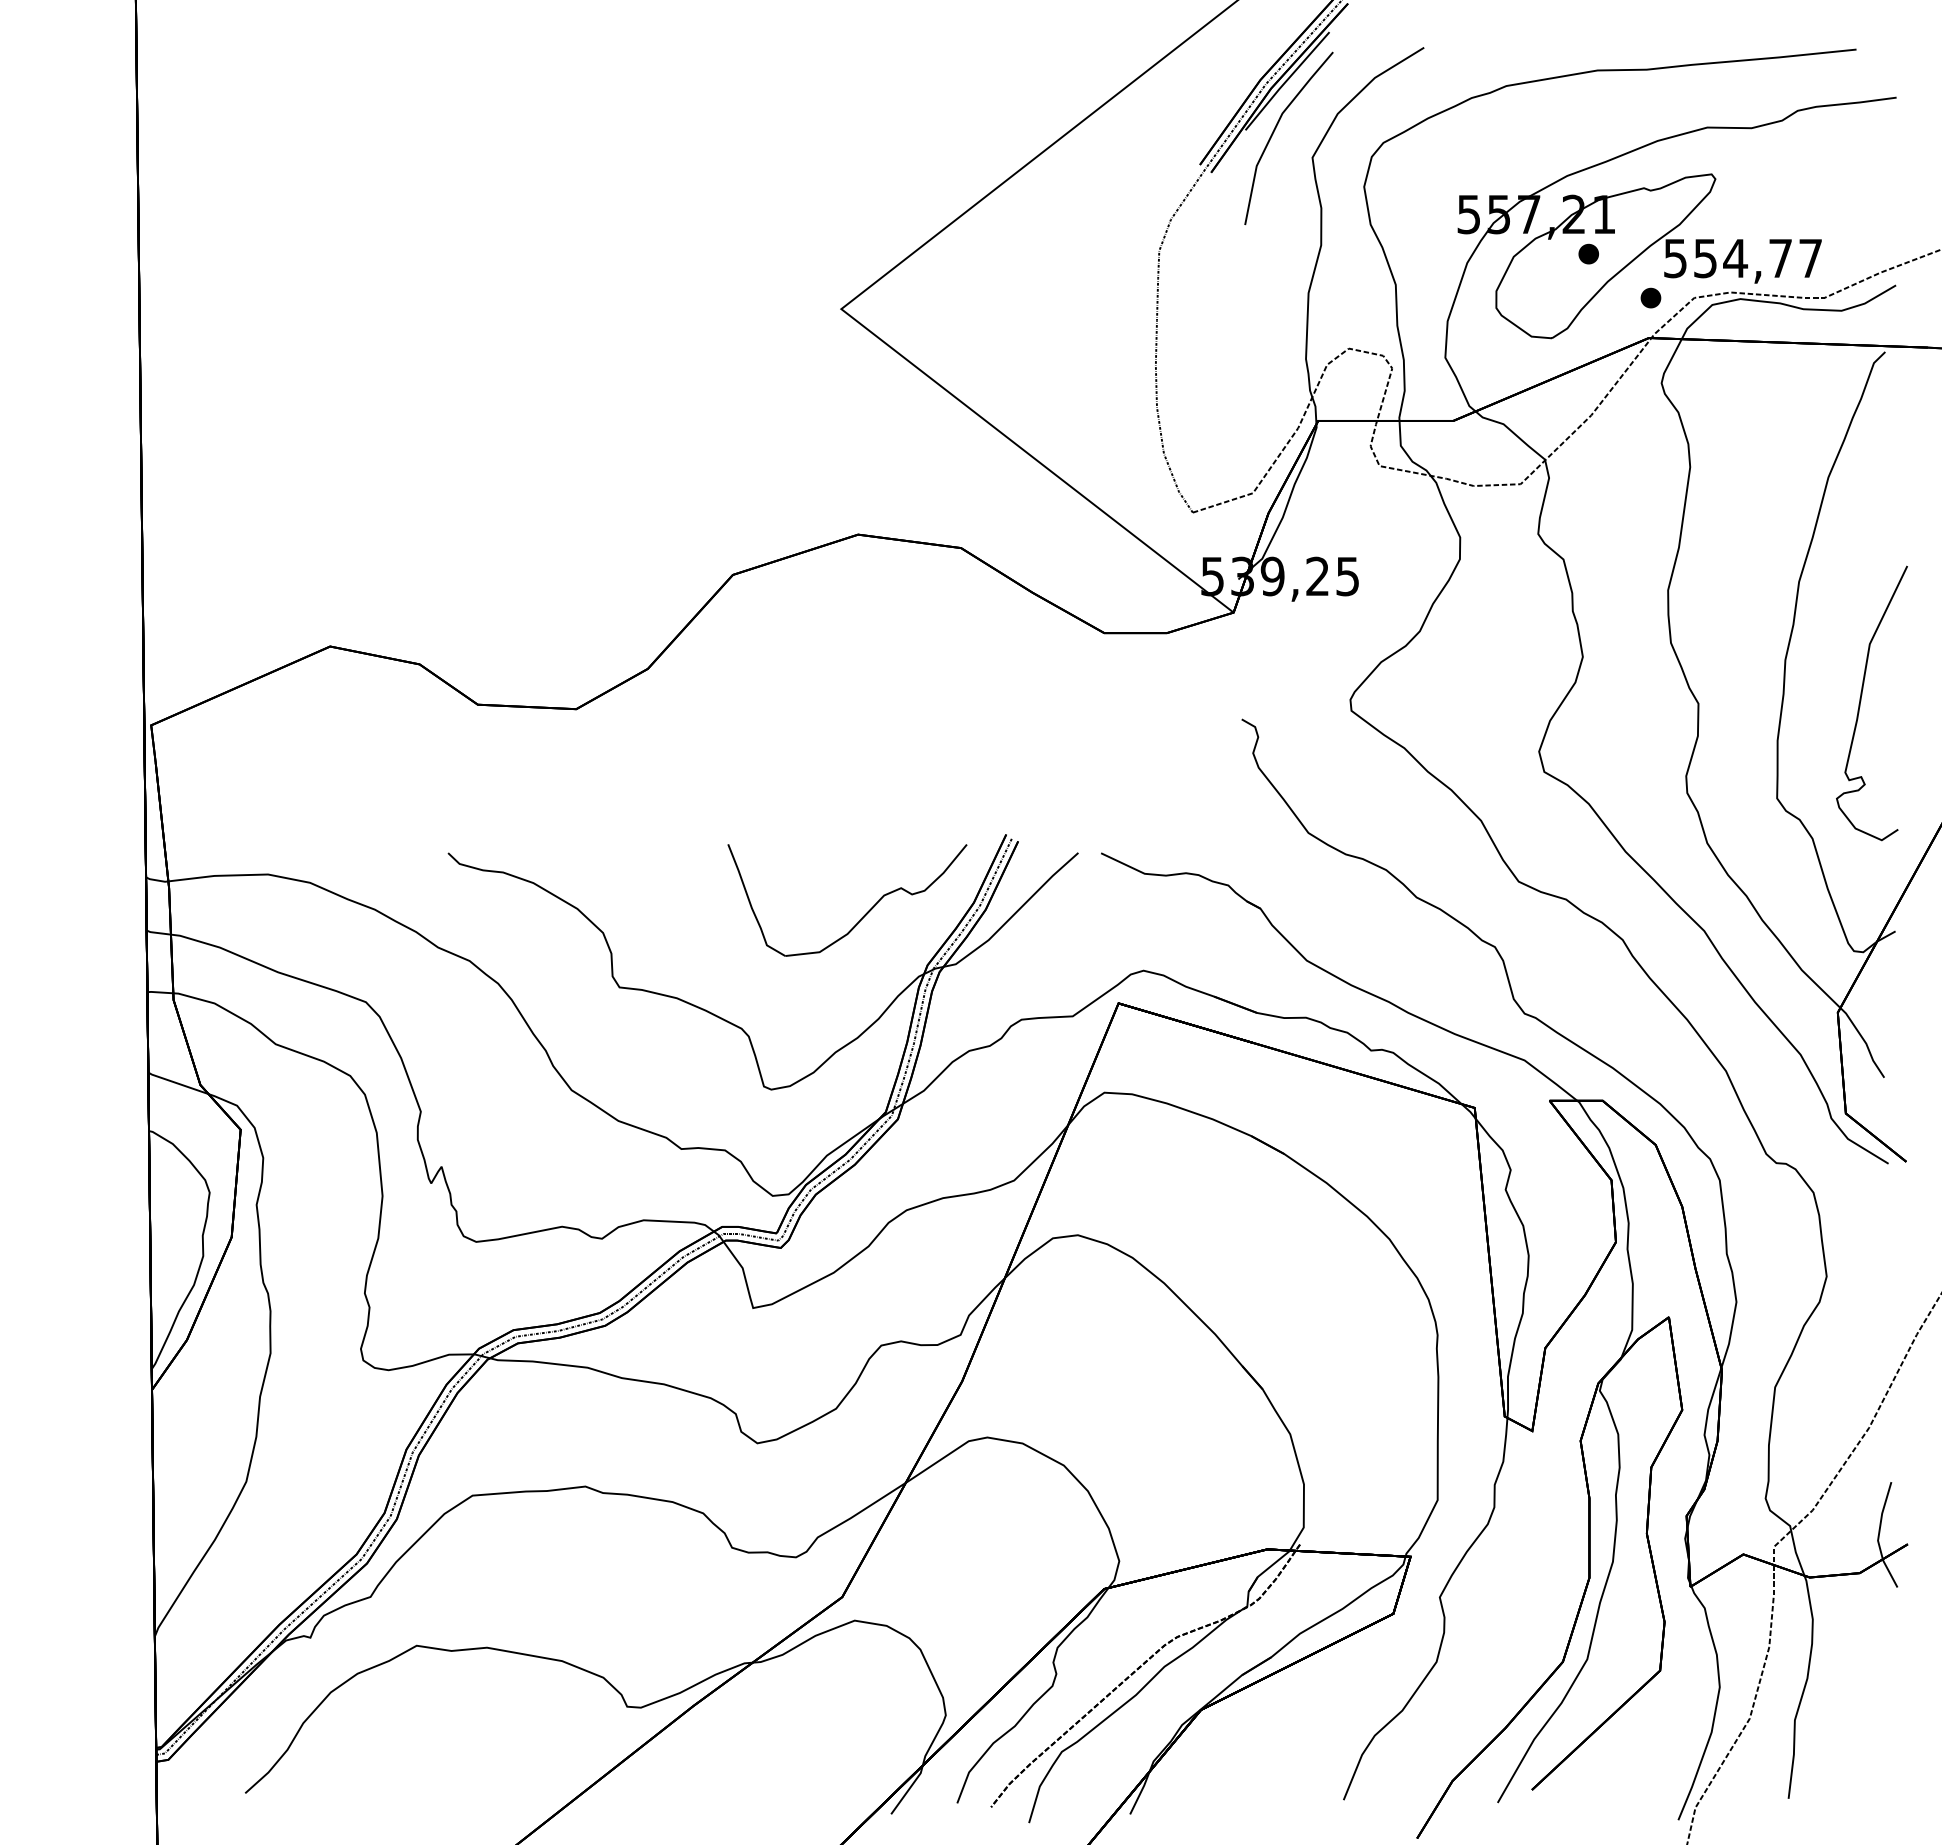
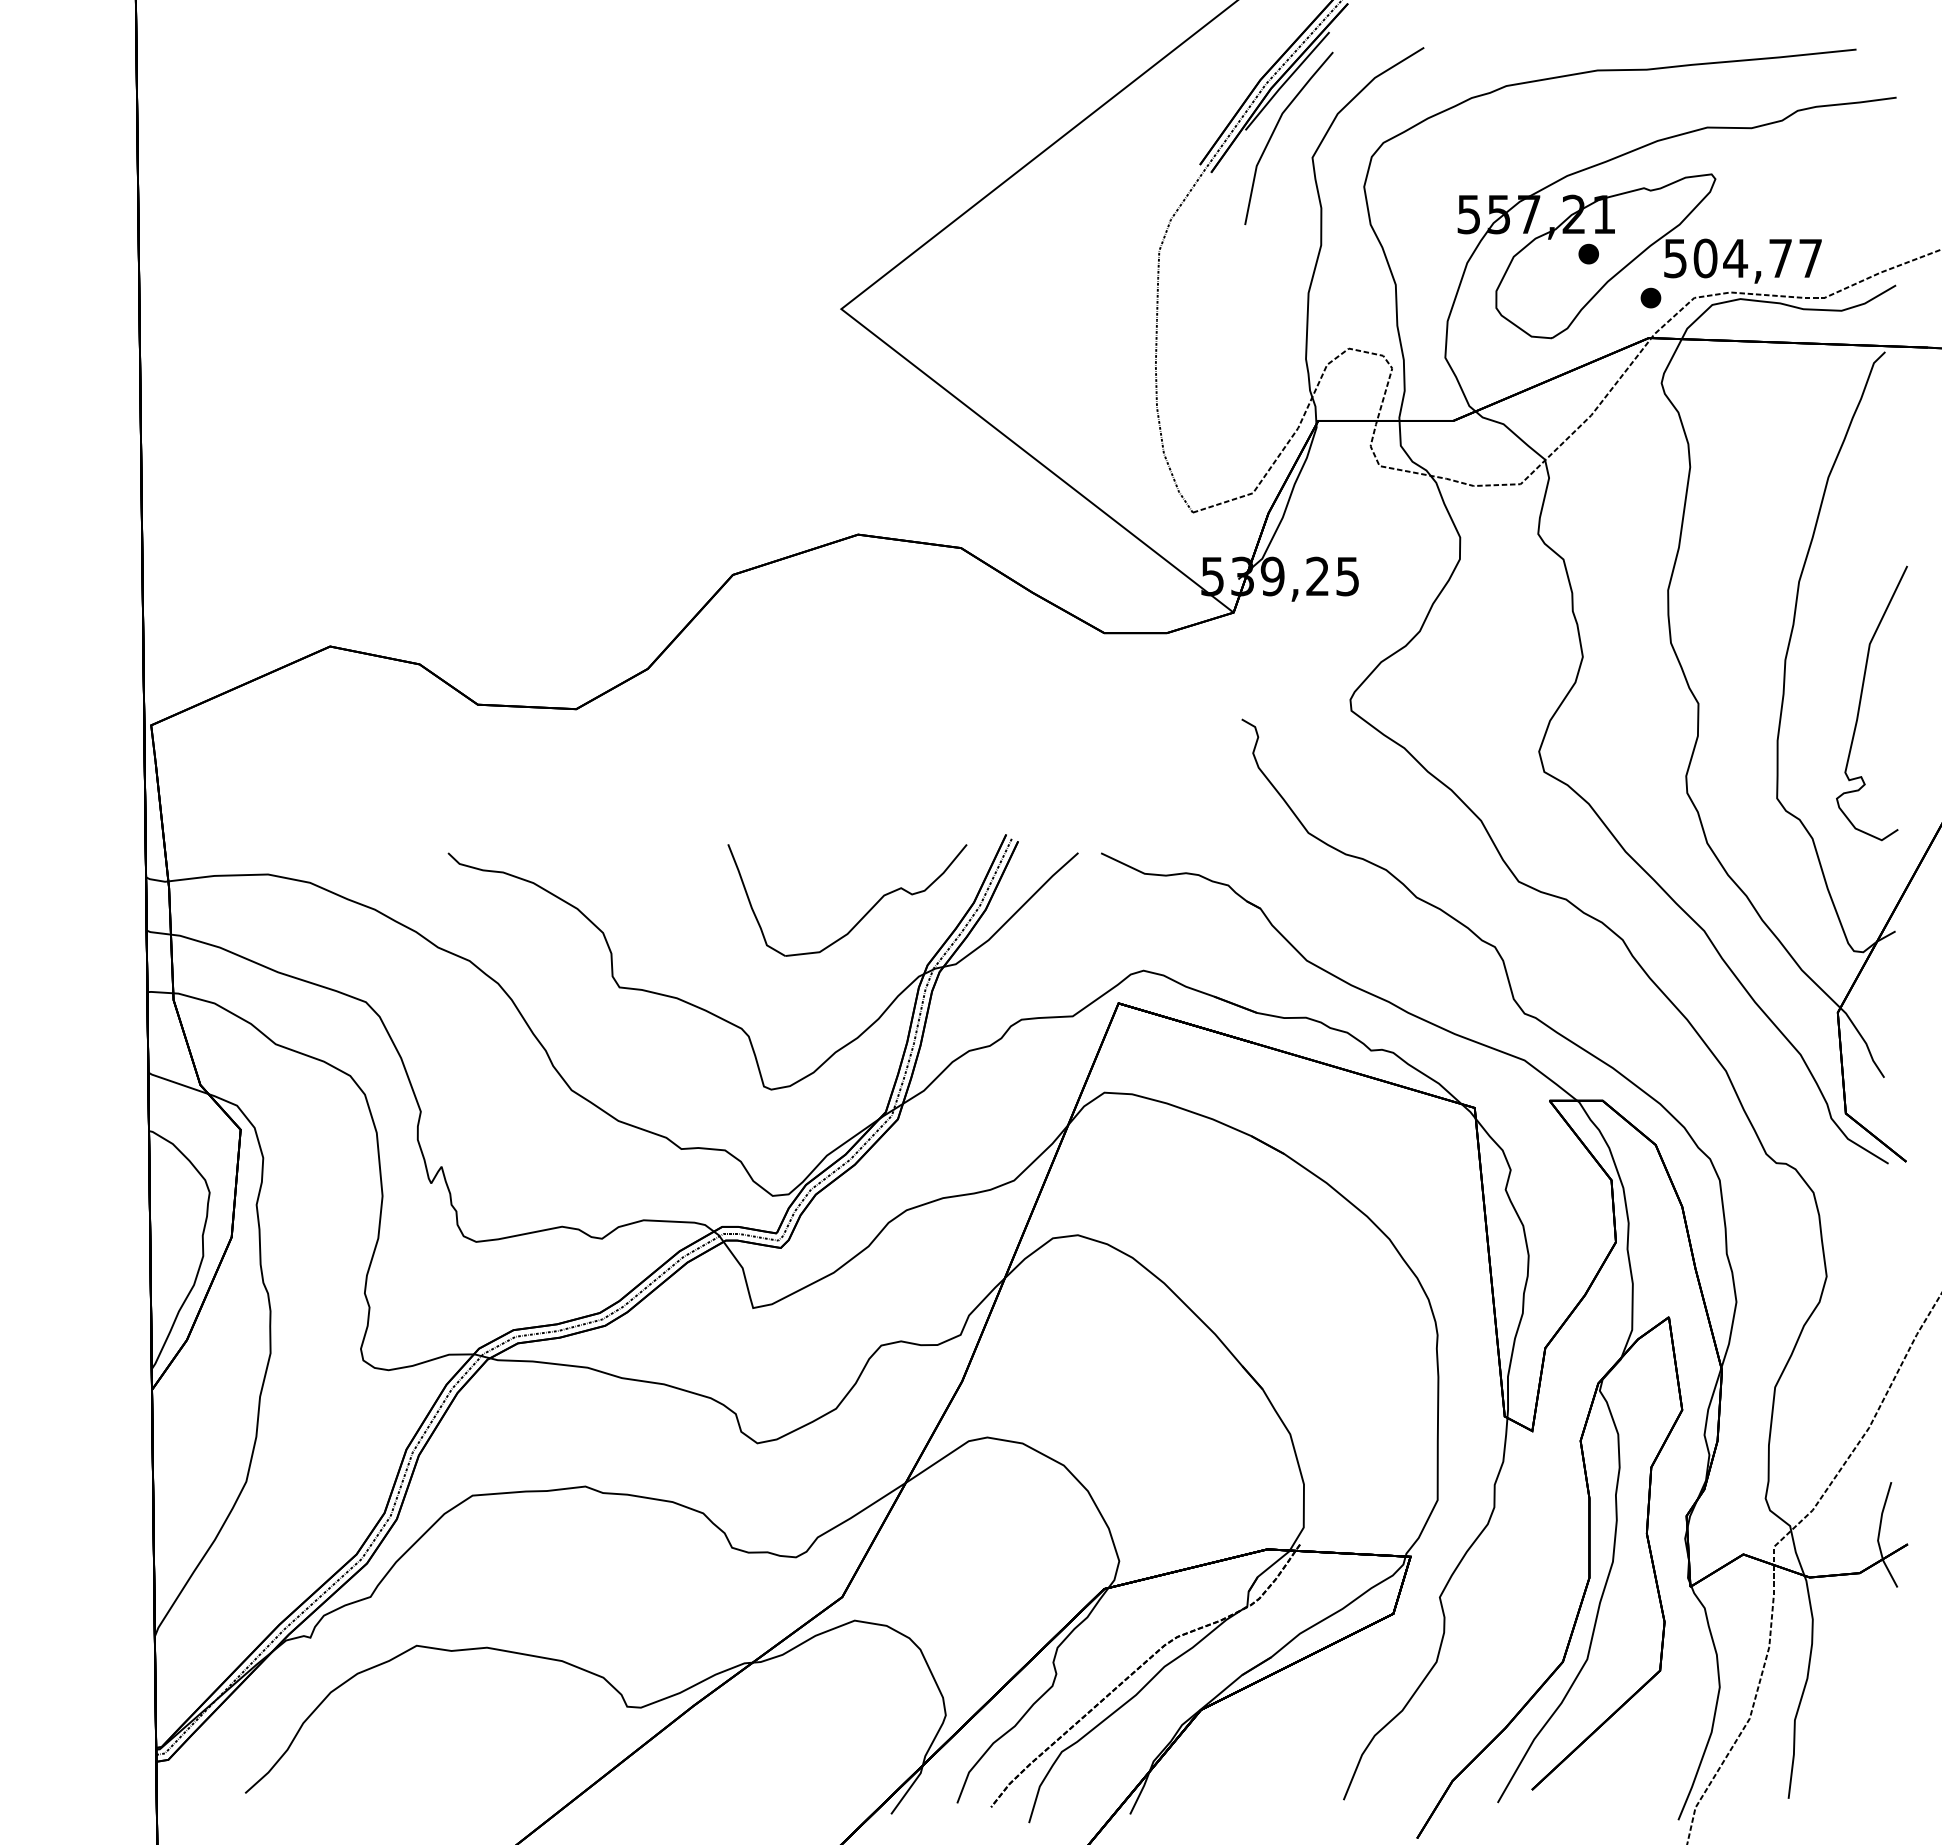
text: 554,77 -> 504,77 (1705, 258)
